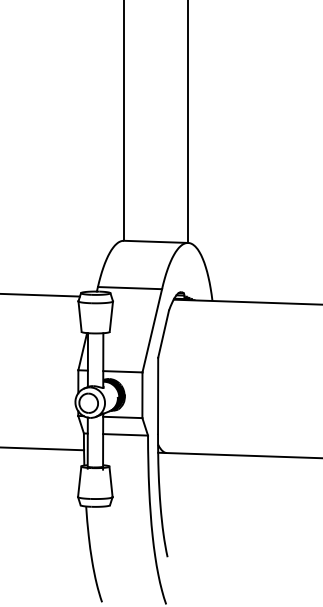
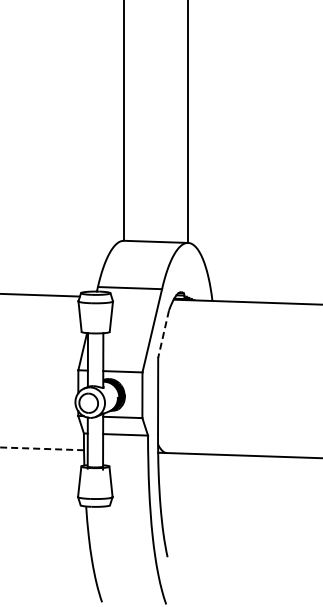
line: solid -> dashed (163, 334)
line: solid -> dashed (42, 448)
